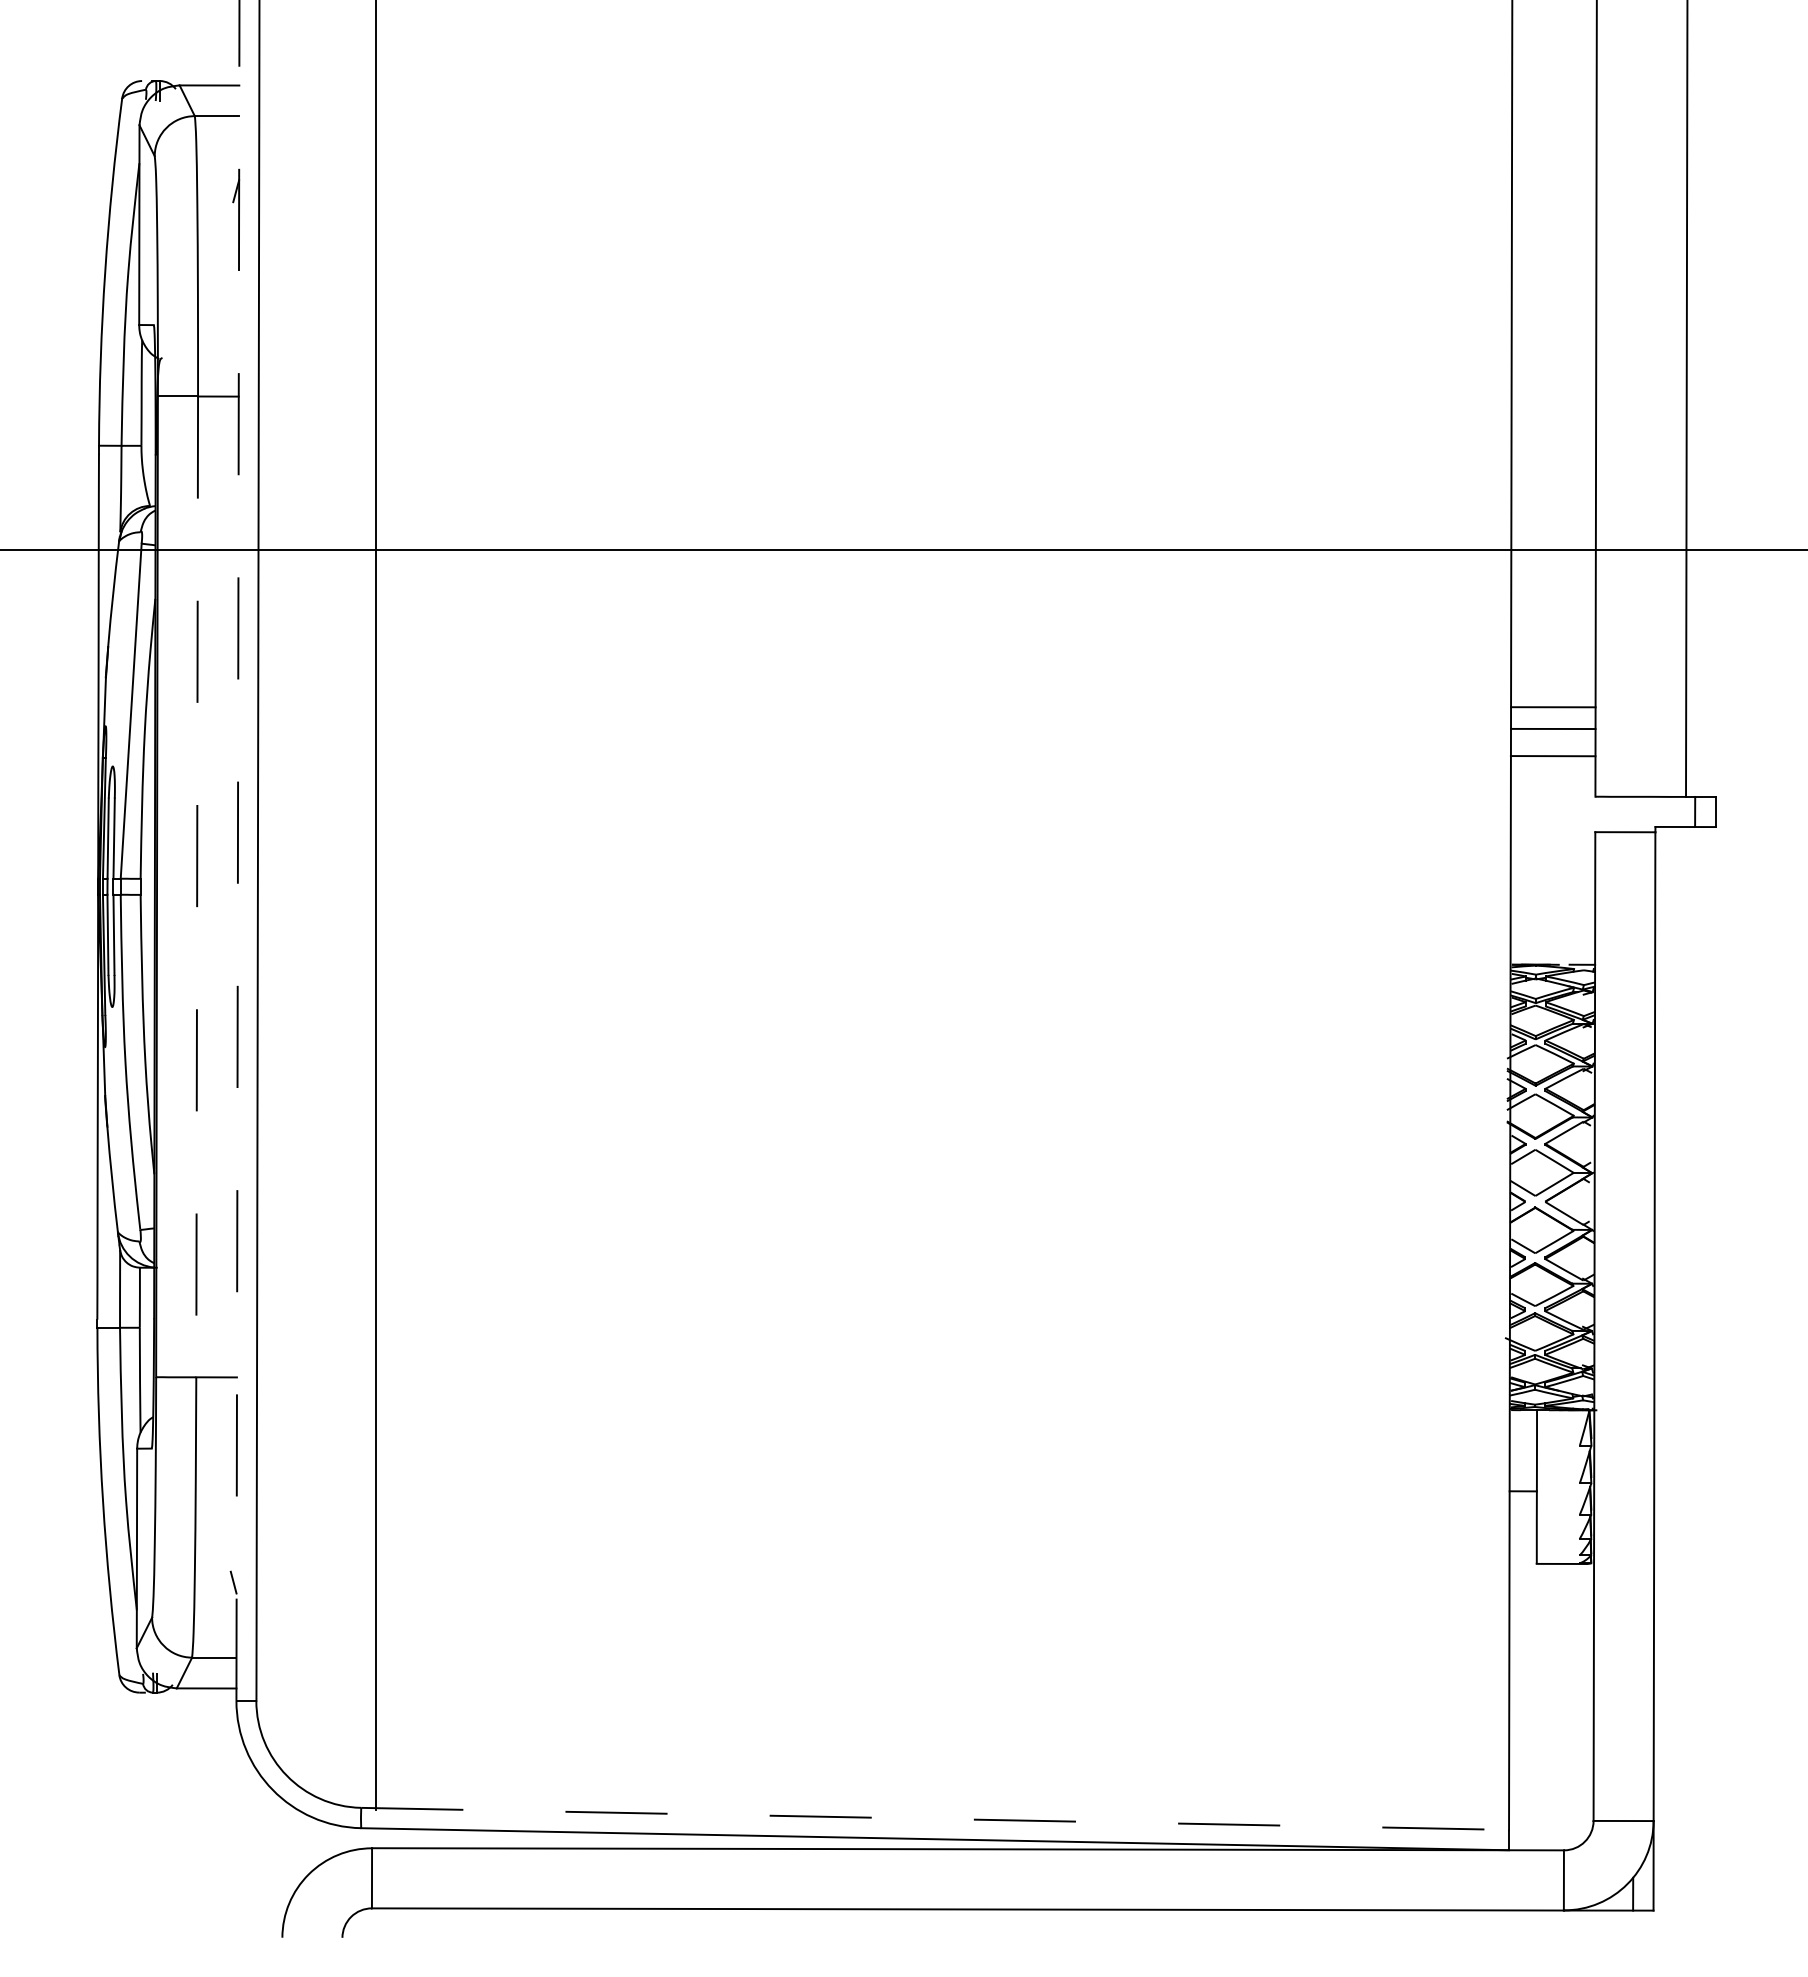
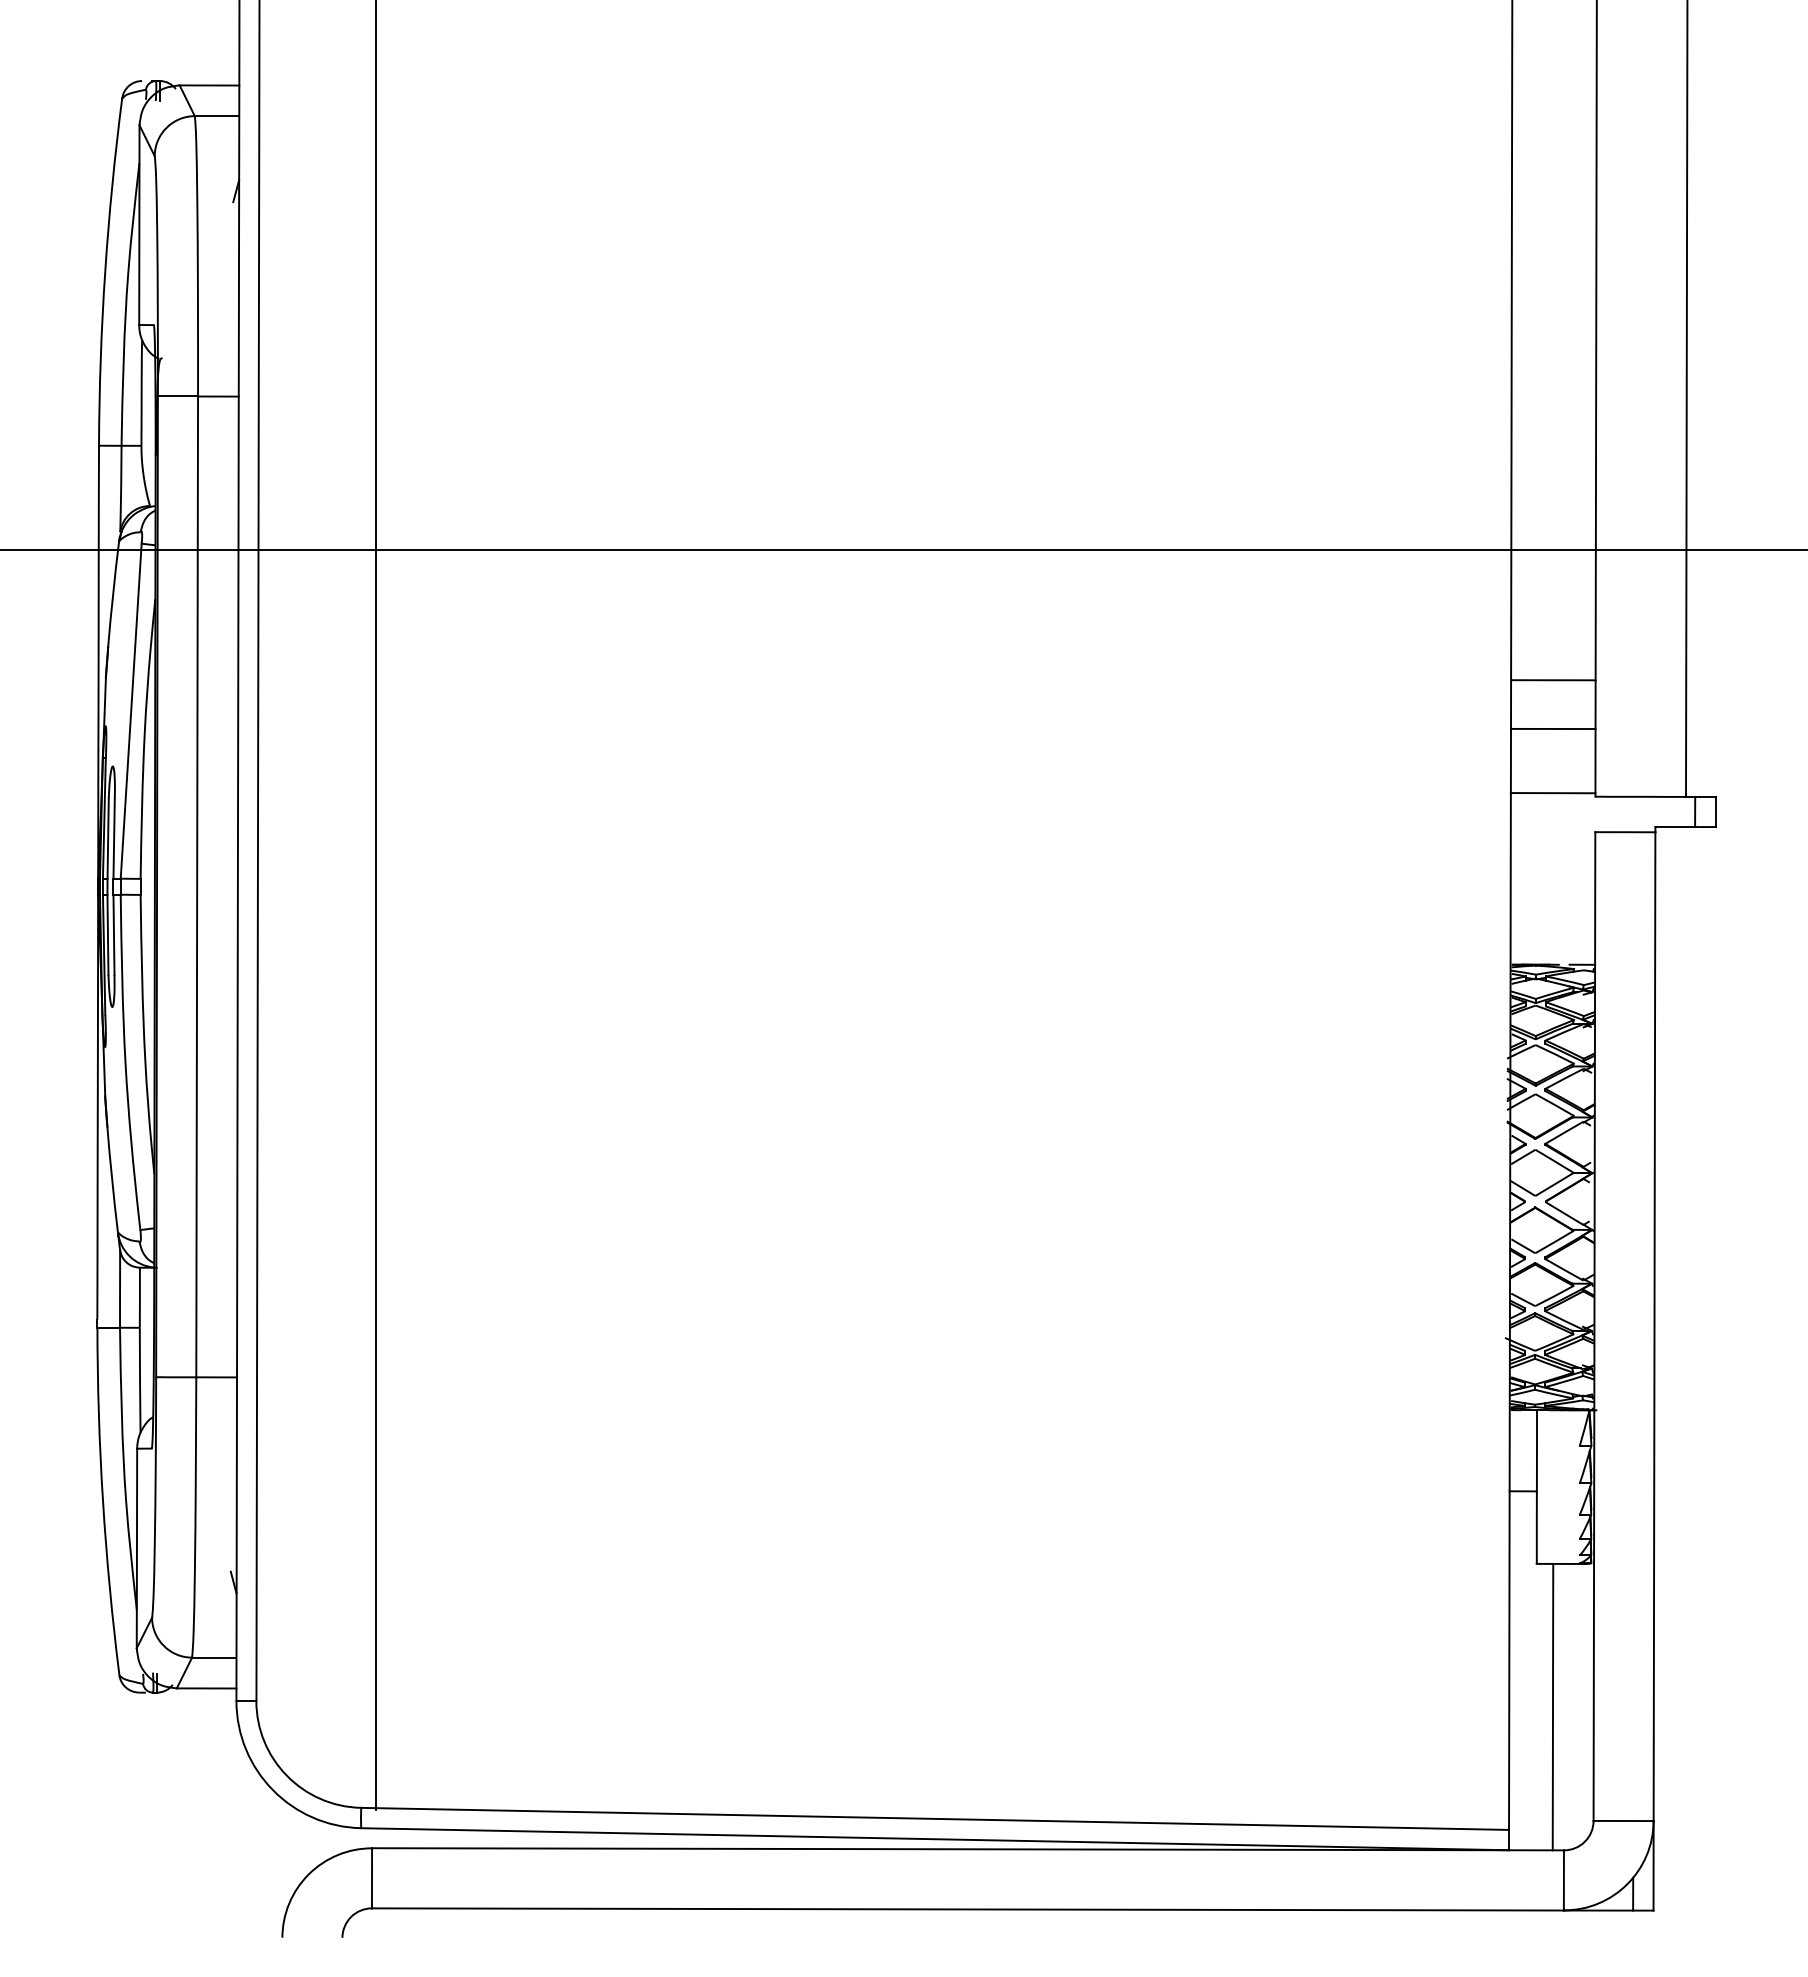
line position: (1553, 707) -> (1553, 680) (1553, 680)
line position: (1552, 756) -> (1552, 793) (1552, 793)
line: dashed -> solid (237, 849)
line: dashed -> solid (197, 887)
line: none -> present (1552, 1707)
line: dashed -> solid (935, 1818)
